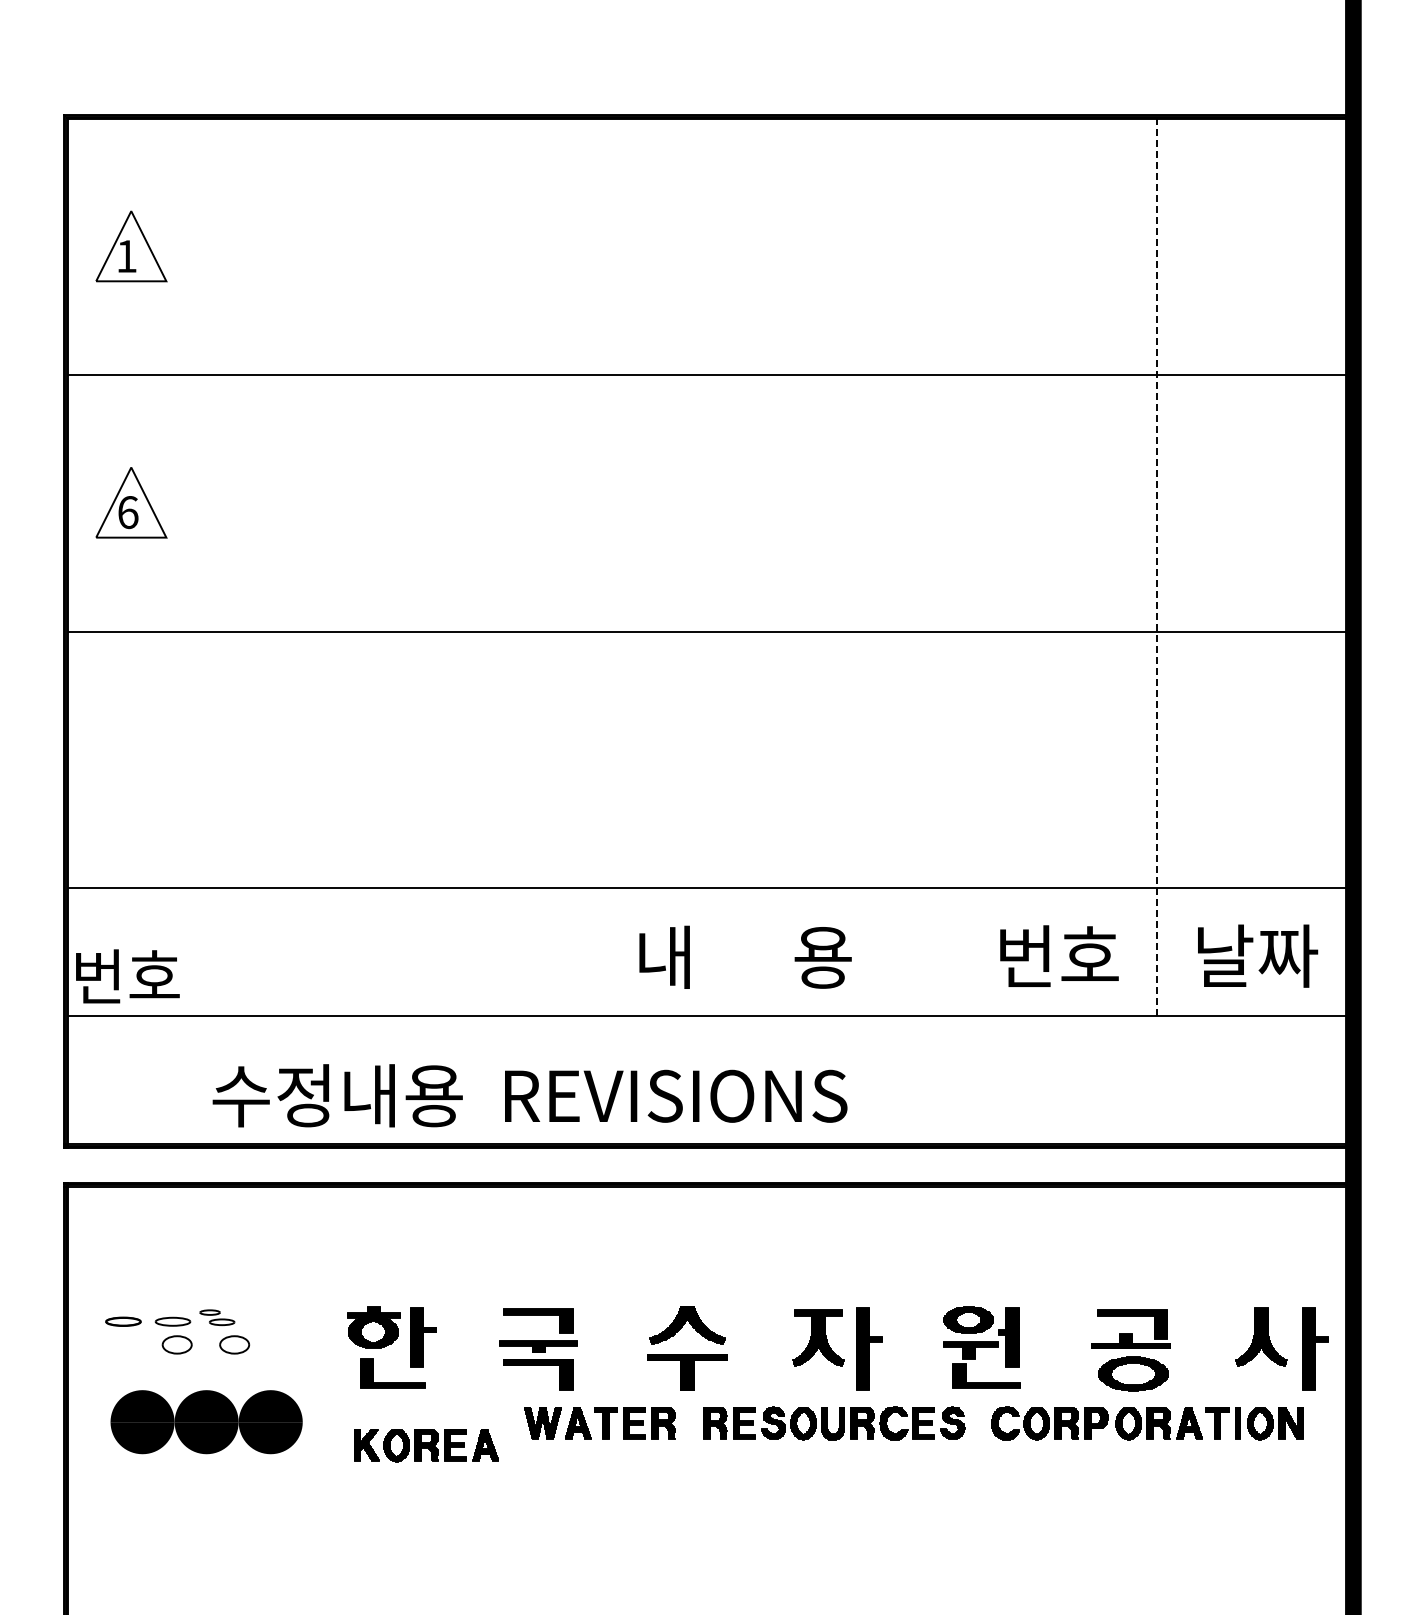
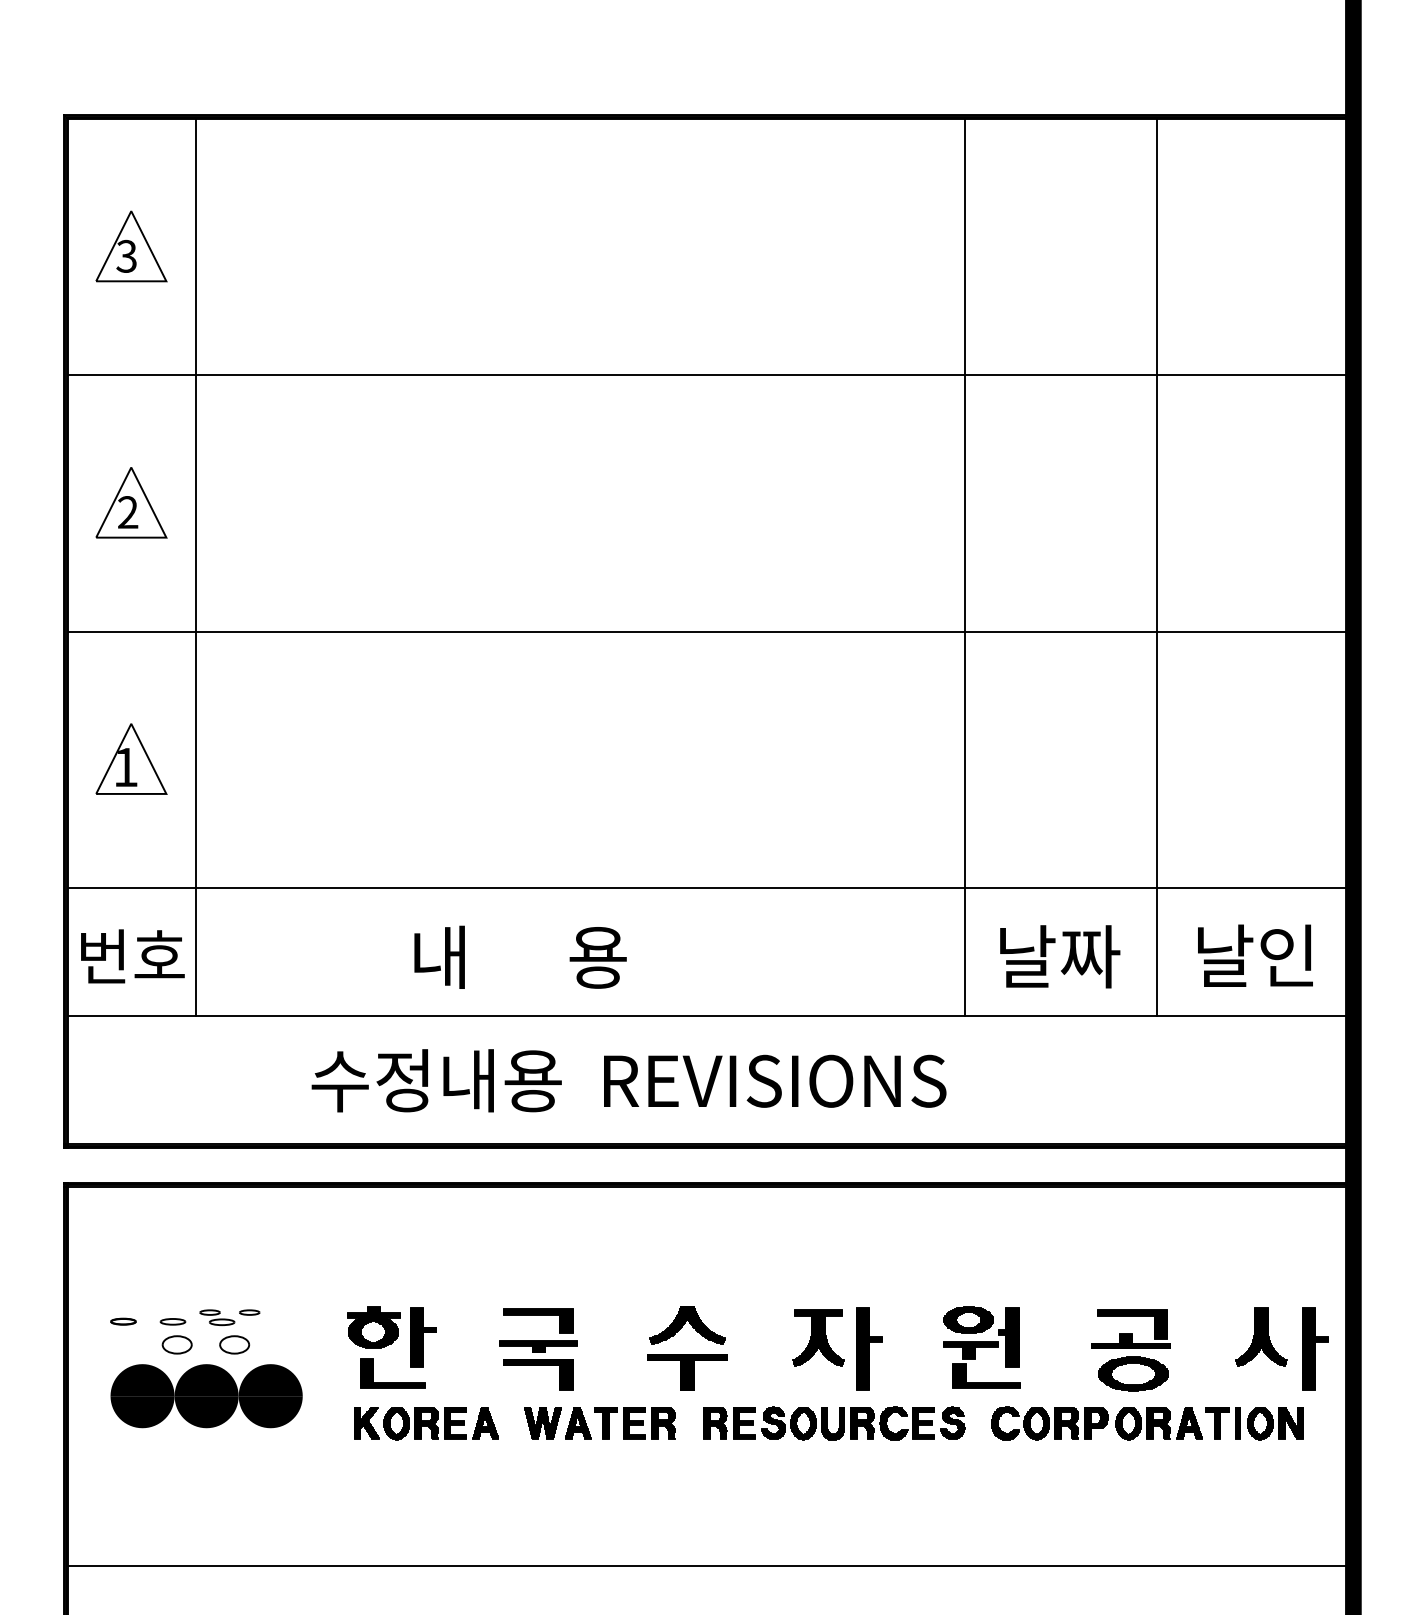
text: 1 -> 3 (126, 255)
text: 6 -> 2 (128, 512)
line: none -> present (196, 567)
line: none -> present (965, 567)
line: dashed -> solid (1157, 567)
part: none -> present (131, 758)
text: 날짜 -> 날인 (1288, 955)
text position: (745, 956) -> (520, 956) (520, 956)
text: 번호 -> 날짜 (1060, 956)
text position: (127, 976) -> (132, 956) (132, 956)
text position: (529, 1095) -> (628, 1080) (628, 1080)
part: none -> present (249, 1312)
part size: 37x11 px -> 27x9 px (123, 1321)
part size: 38x11 px -> 28x8 px (172, 1321)
part position: (206, 1422) -> (206, 1396) (206, 1396)
part position: (426, 1445) -> (426, 1423) (426, 1423)
line: none -> present (708, 1565)
